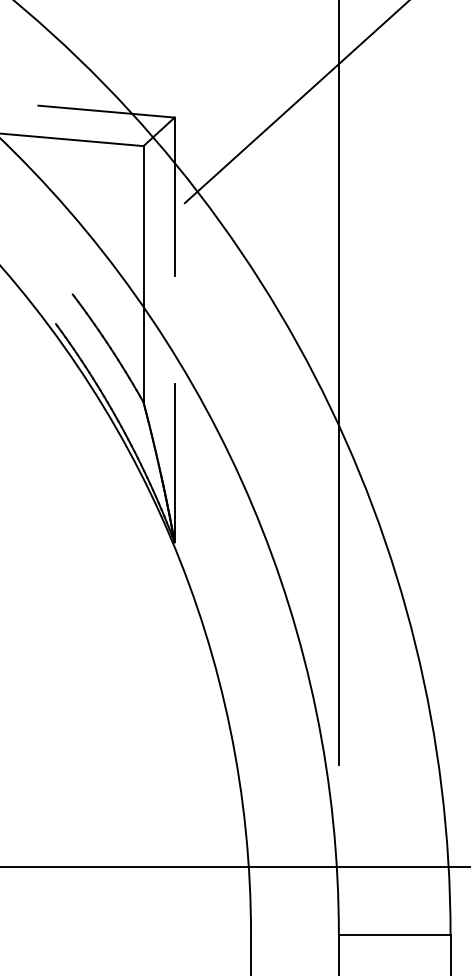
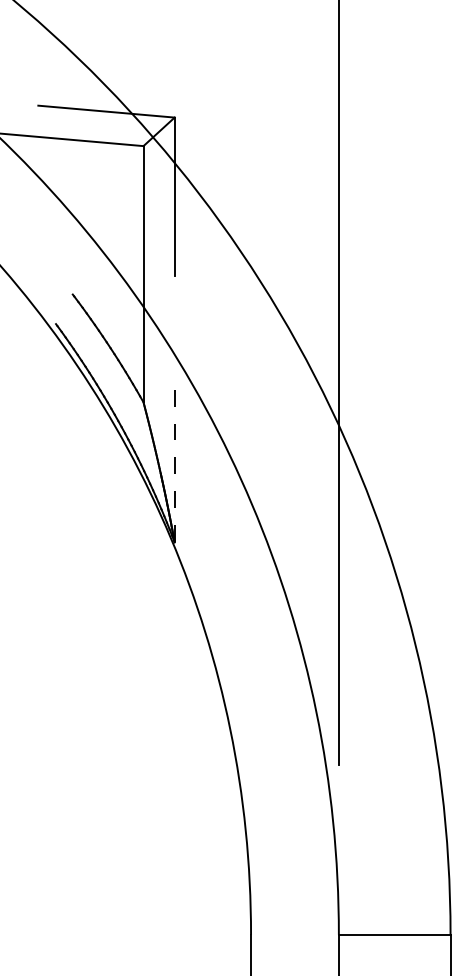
line: present -> none (295, 102)
line: solid -> dashed (174, 462)
line: present -> none (234, 866)
